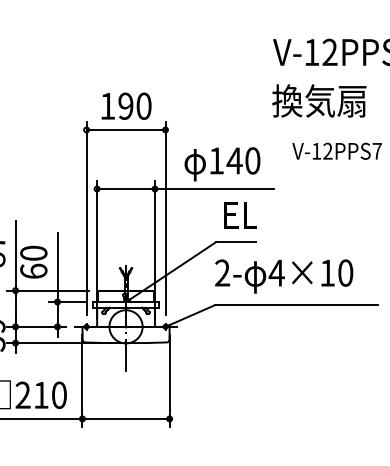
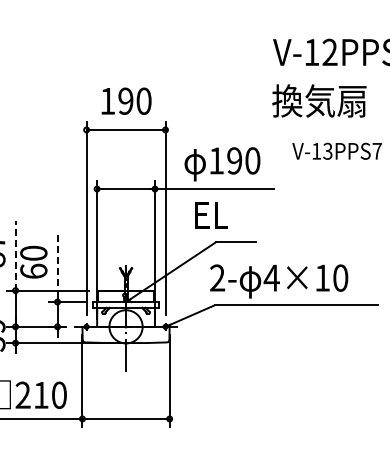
text position: (126, 105) -> (126, 100) (126, 100)
text: V-12PPS7 -> V-13PPS7 (327, 151)
text: 140 -> 190 (234, 160)
text position: (240, 215) -> (211, 215) (211, 215)
line: solid -> dashed (15, 255)
line: solid -> dashed (57, 264)
text position: (284, 276) -> (279, 281) (279, 281)
